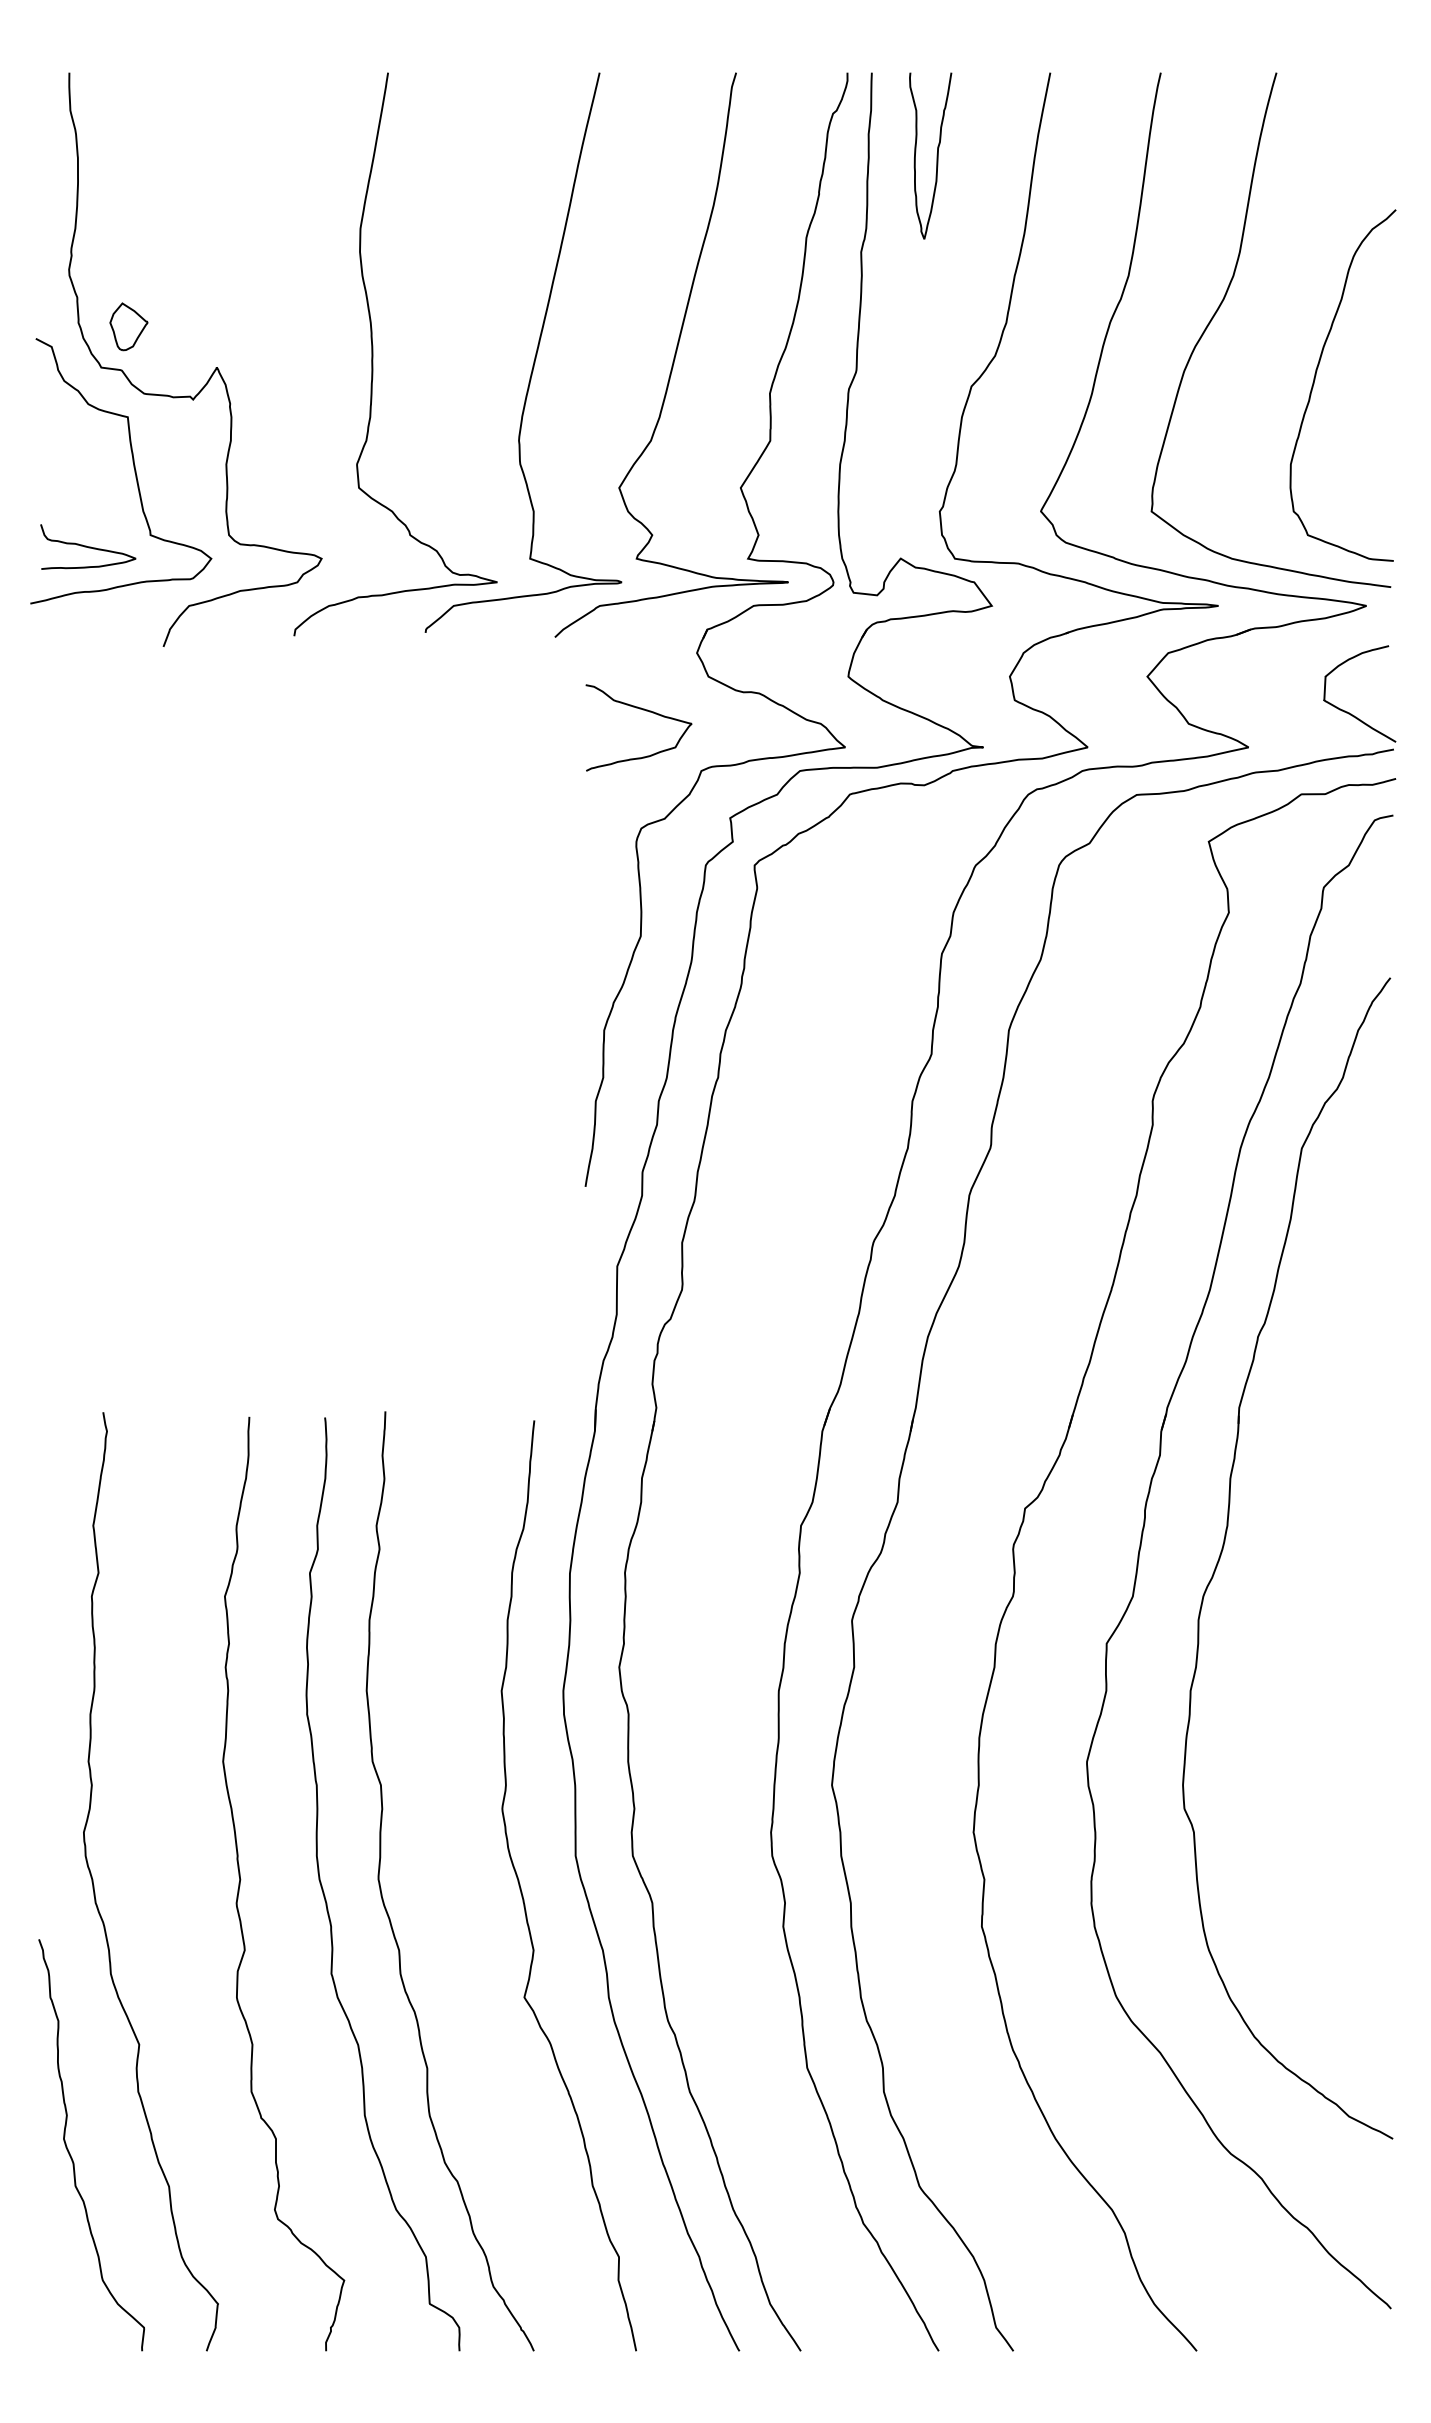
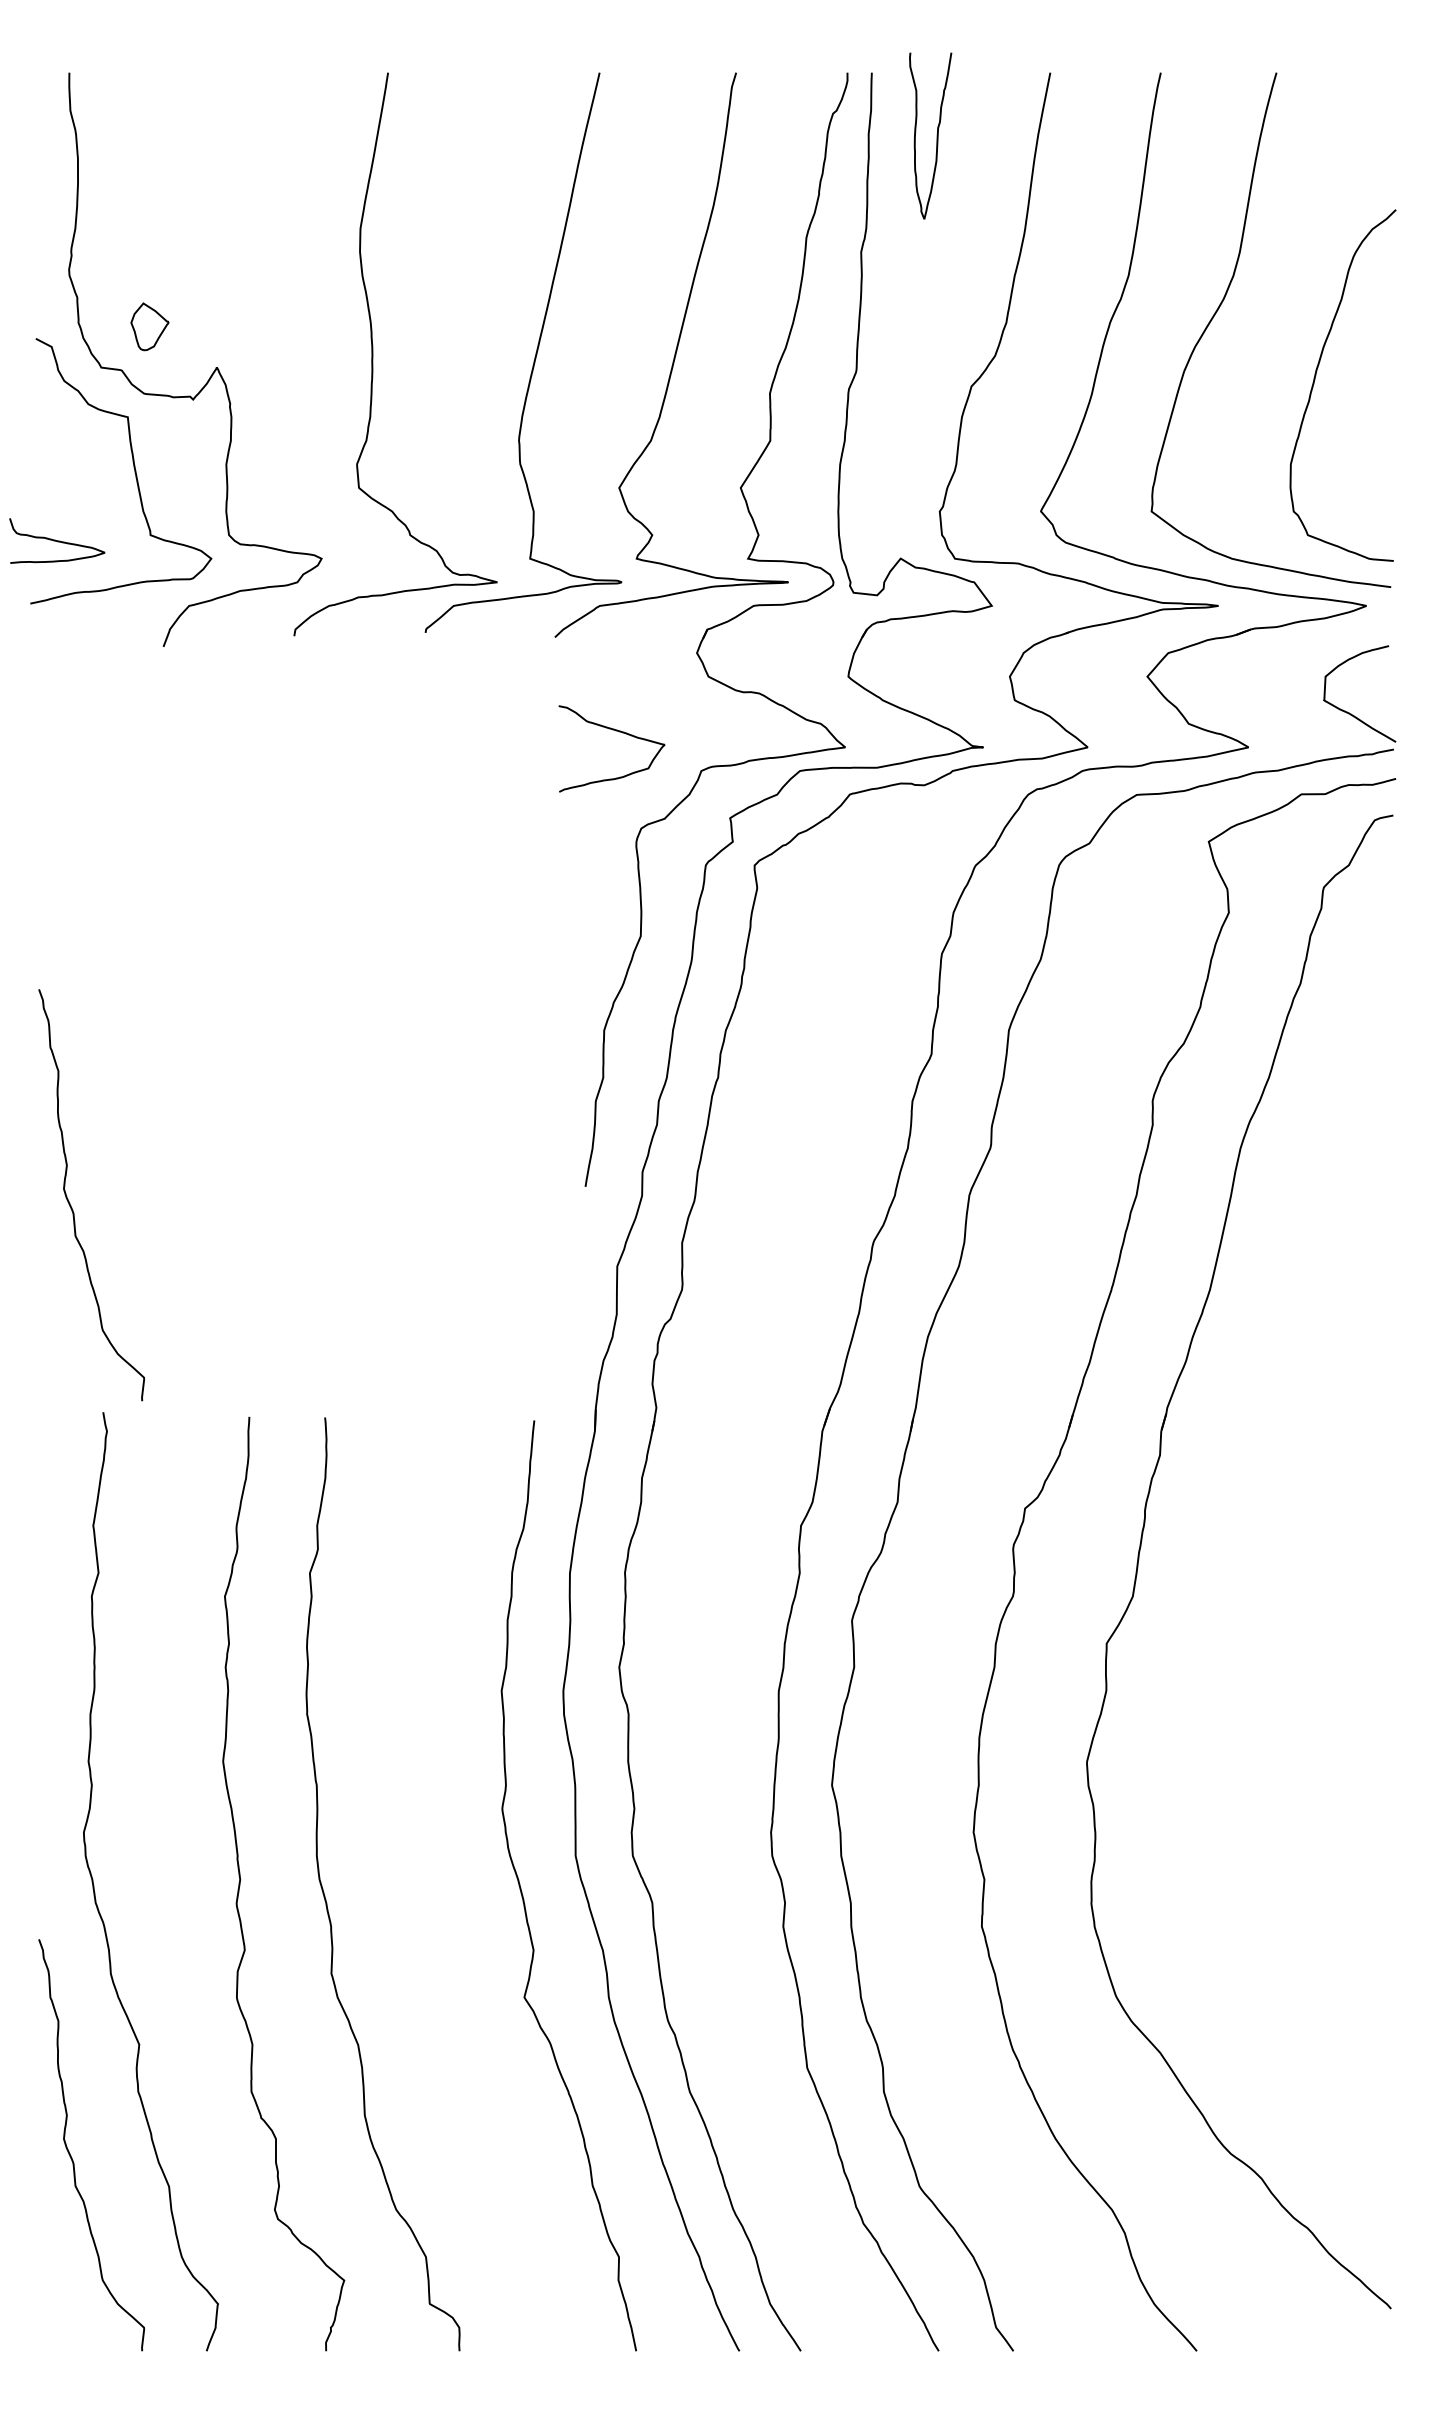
curve position: (936, 155) -> (936, 135) (936, 135)
part position: (128, 326) -> (149, 326) (149, 326)
curve position: (88, 546) -> (57, 540) (57, 540)
curve position: (643, 710) -> (616, 731) (616, 731)
curve: none -> present (71, 1205)
part: present -> none (1225, 1542)
curve: present -> none (384, 1901)
